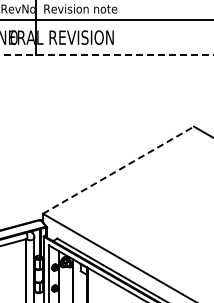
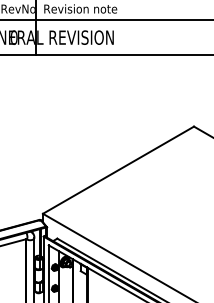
line: dashed -> solid (107, 55)
line: dashed -> solid (118, 169)
